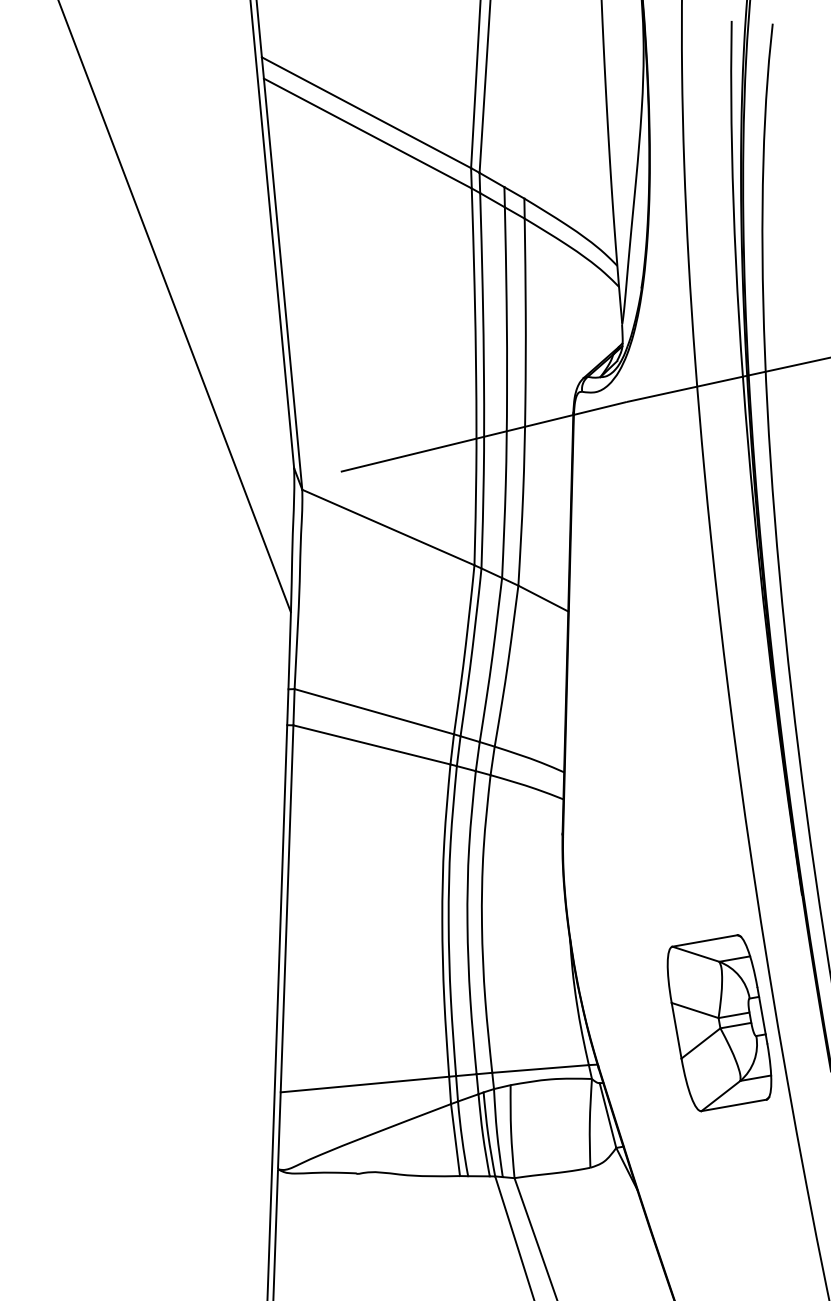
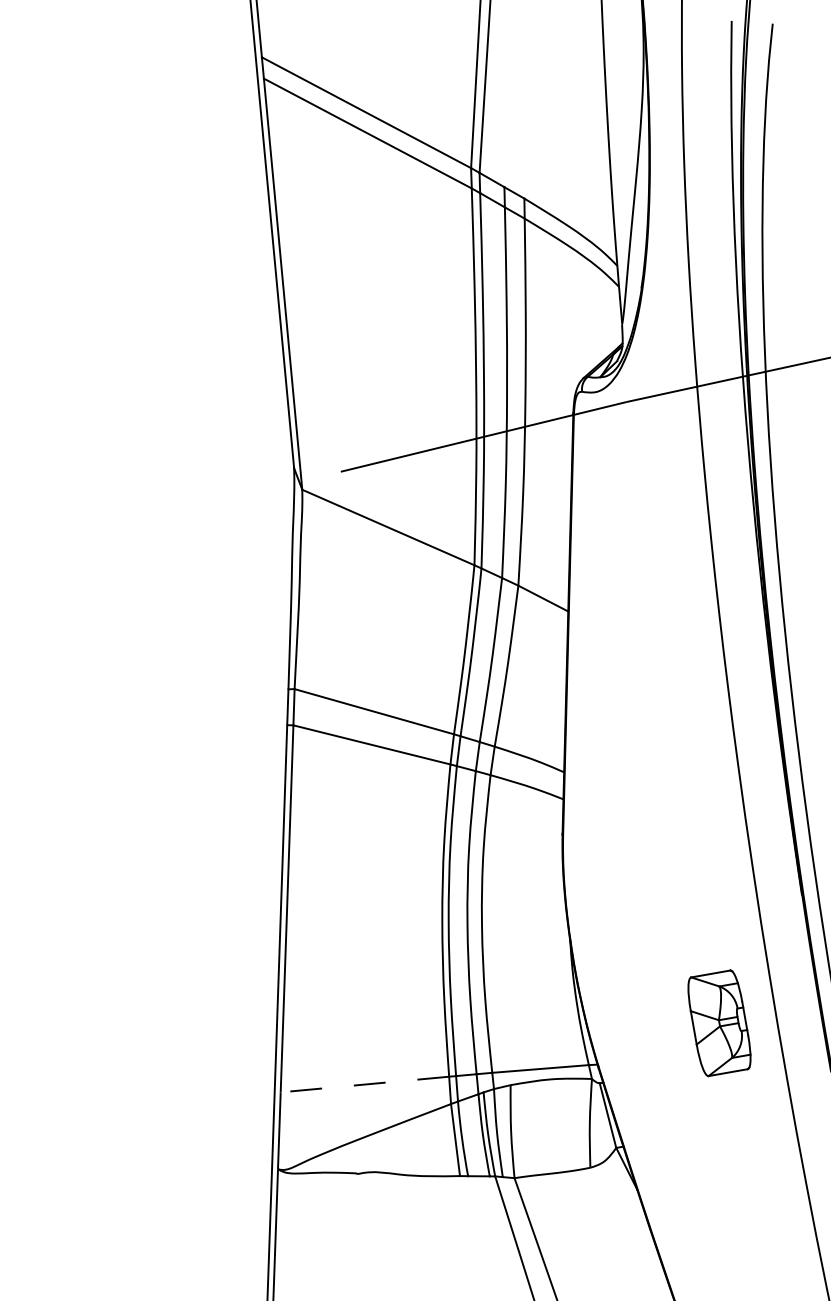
line: present -> none (174, 307)
part size: 107x179 px -> 65x109 px (719, 1023)
line: solid -> dashed (364, 1084)
